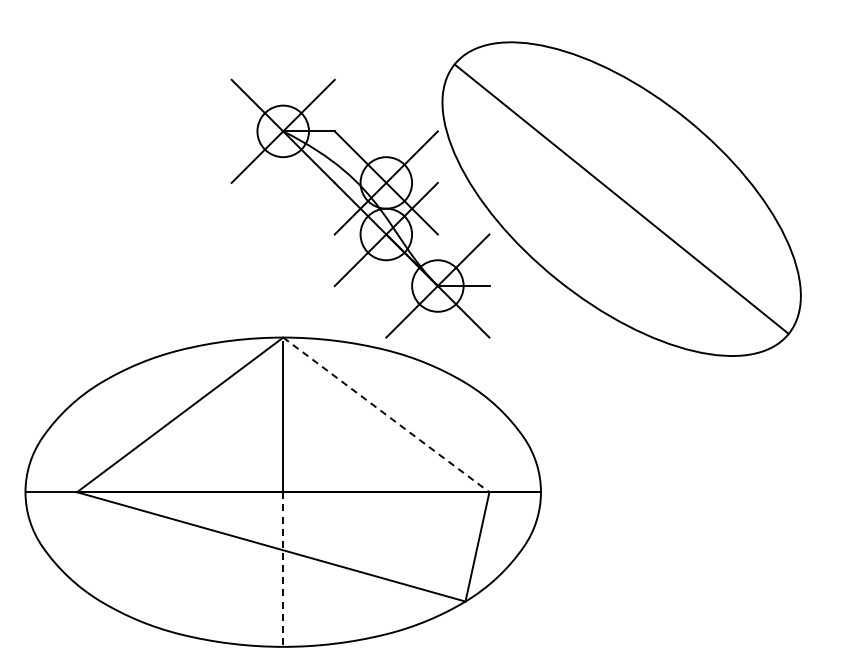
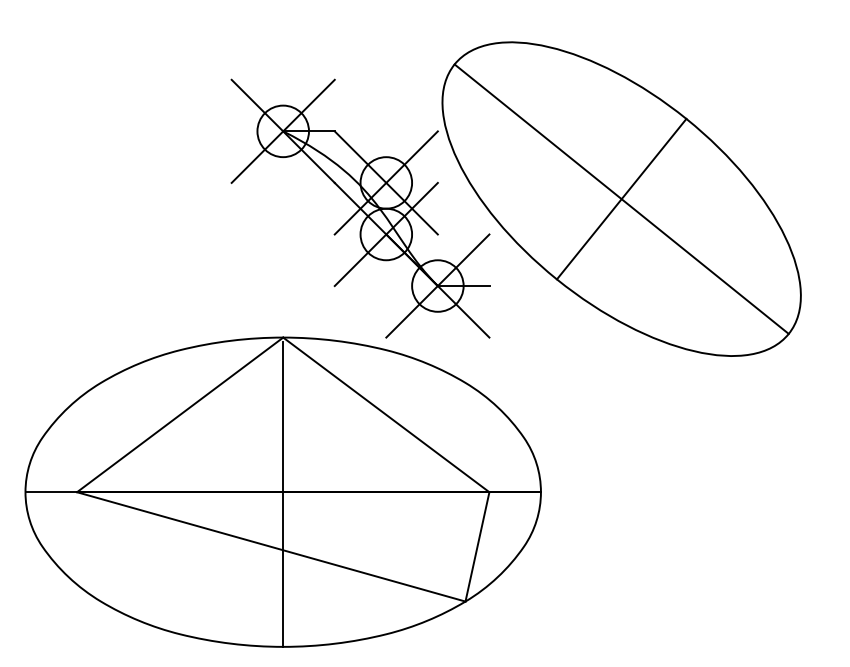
line: none -> present (621, 198)
line: dashed -> solid (386, 414)
line: dashed -> solid (283, 570)
